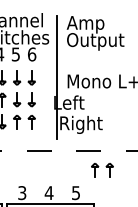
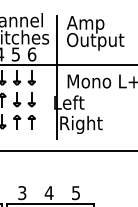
line: none -> present (68, 65)
line: dashed -> solid (69, 150)
part: present -> none (102, 170)
